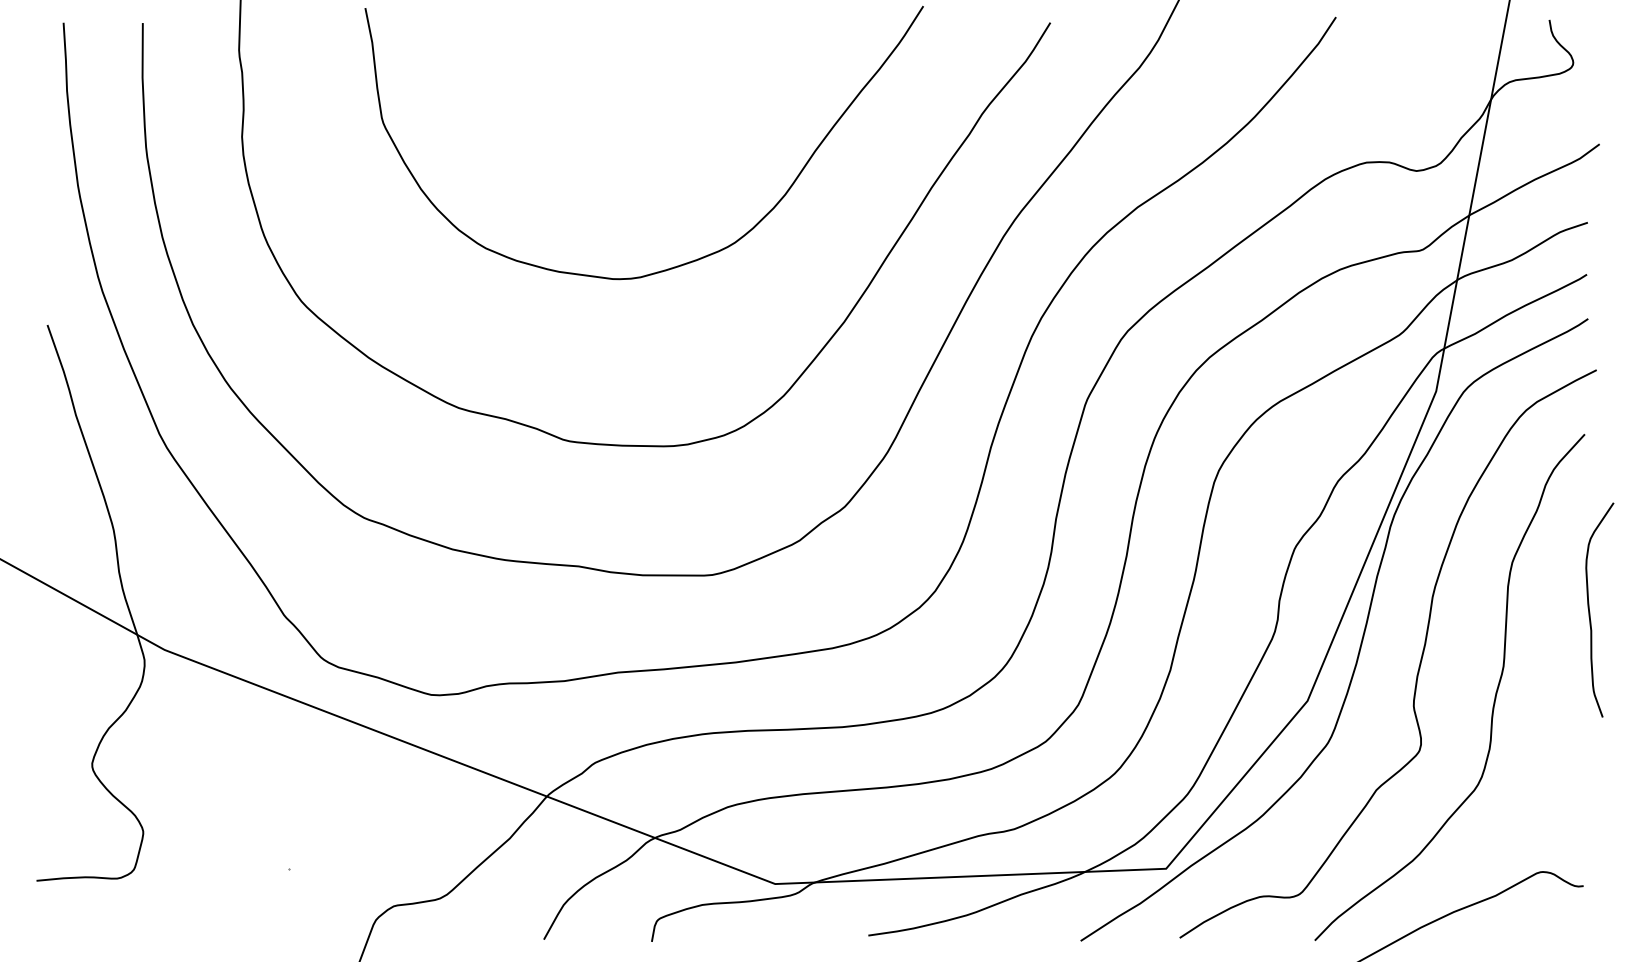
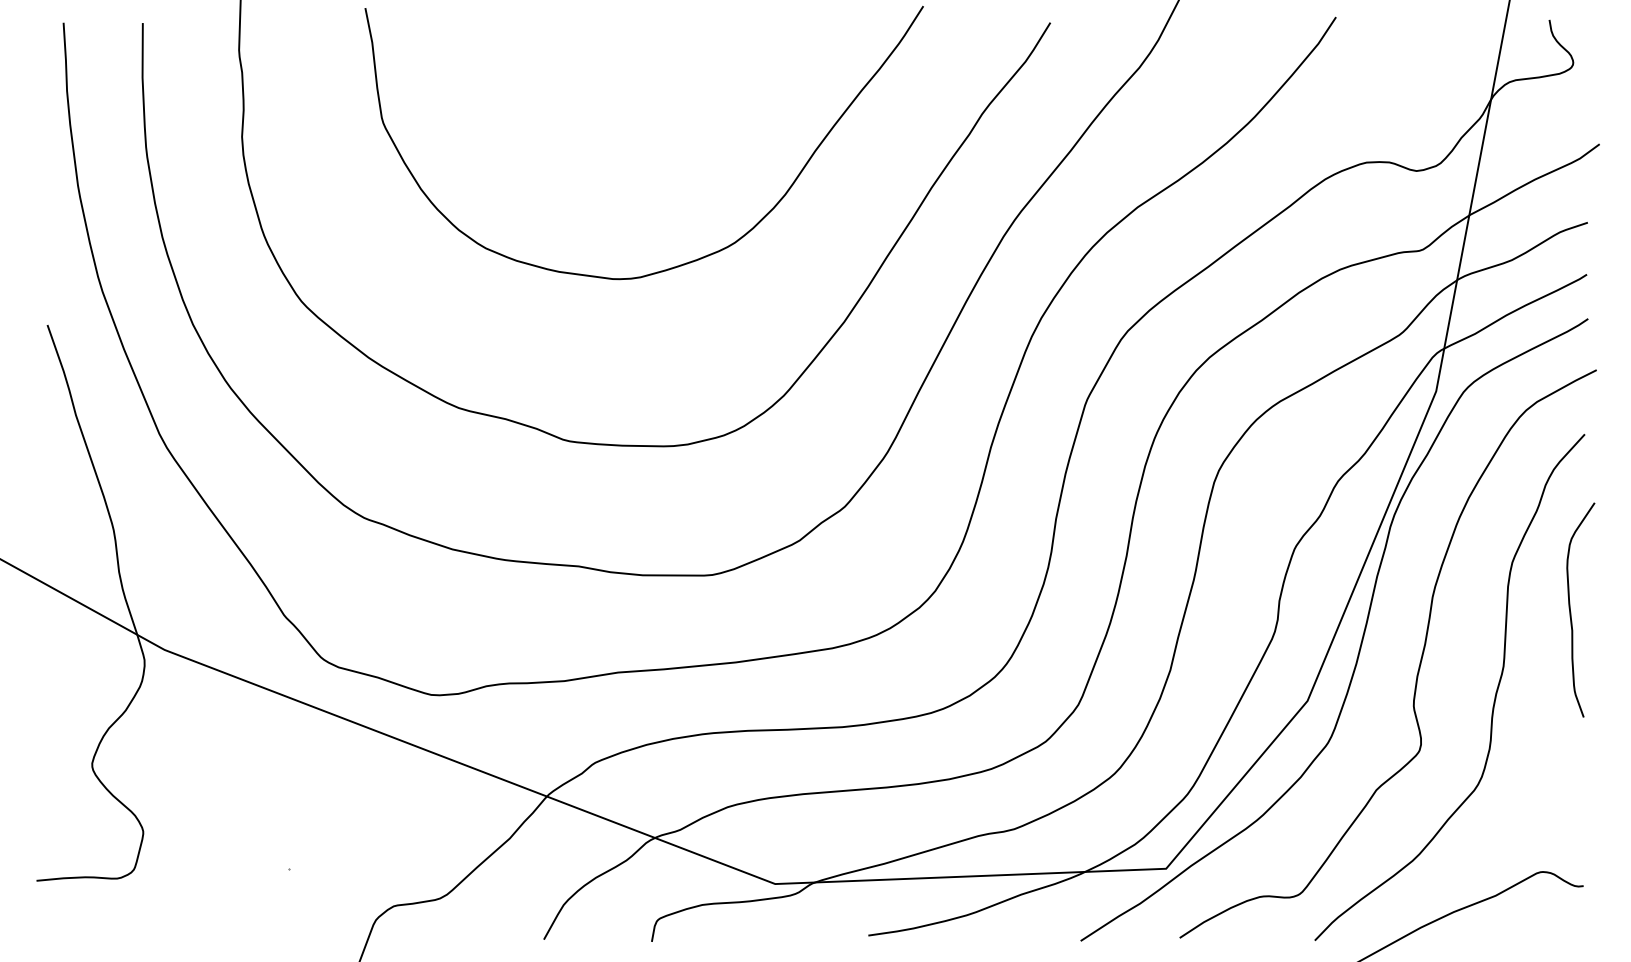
curve position: (1590, 612) -> (1571, 612) (1571, 612)
